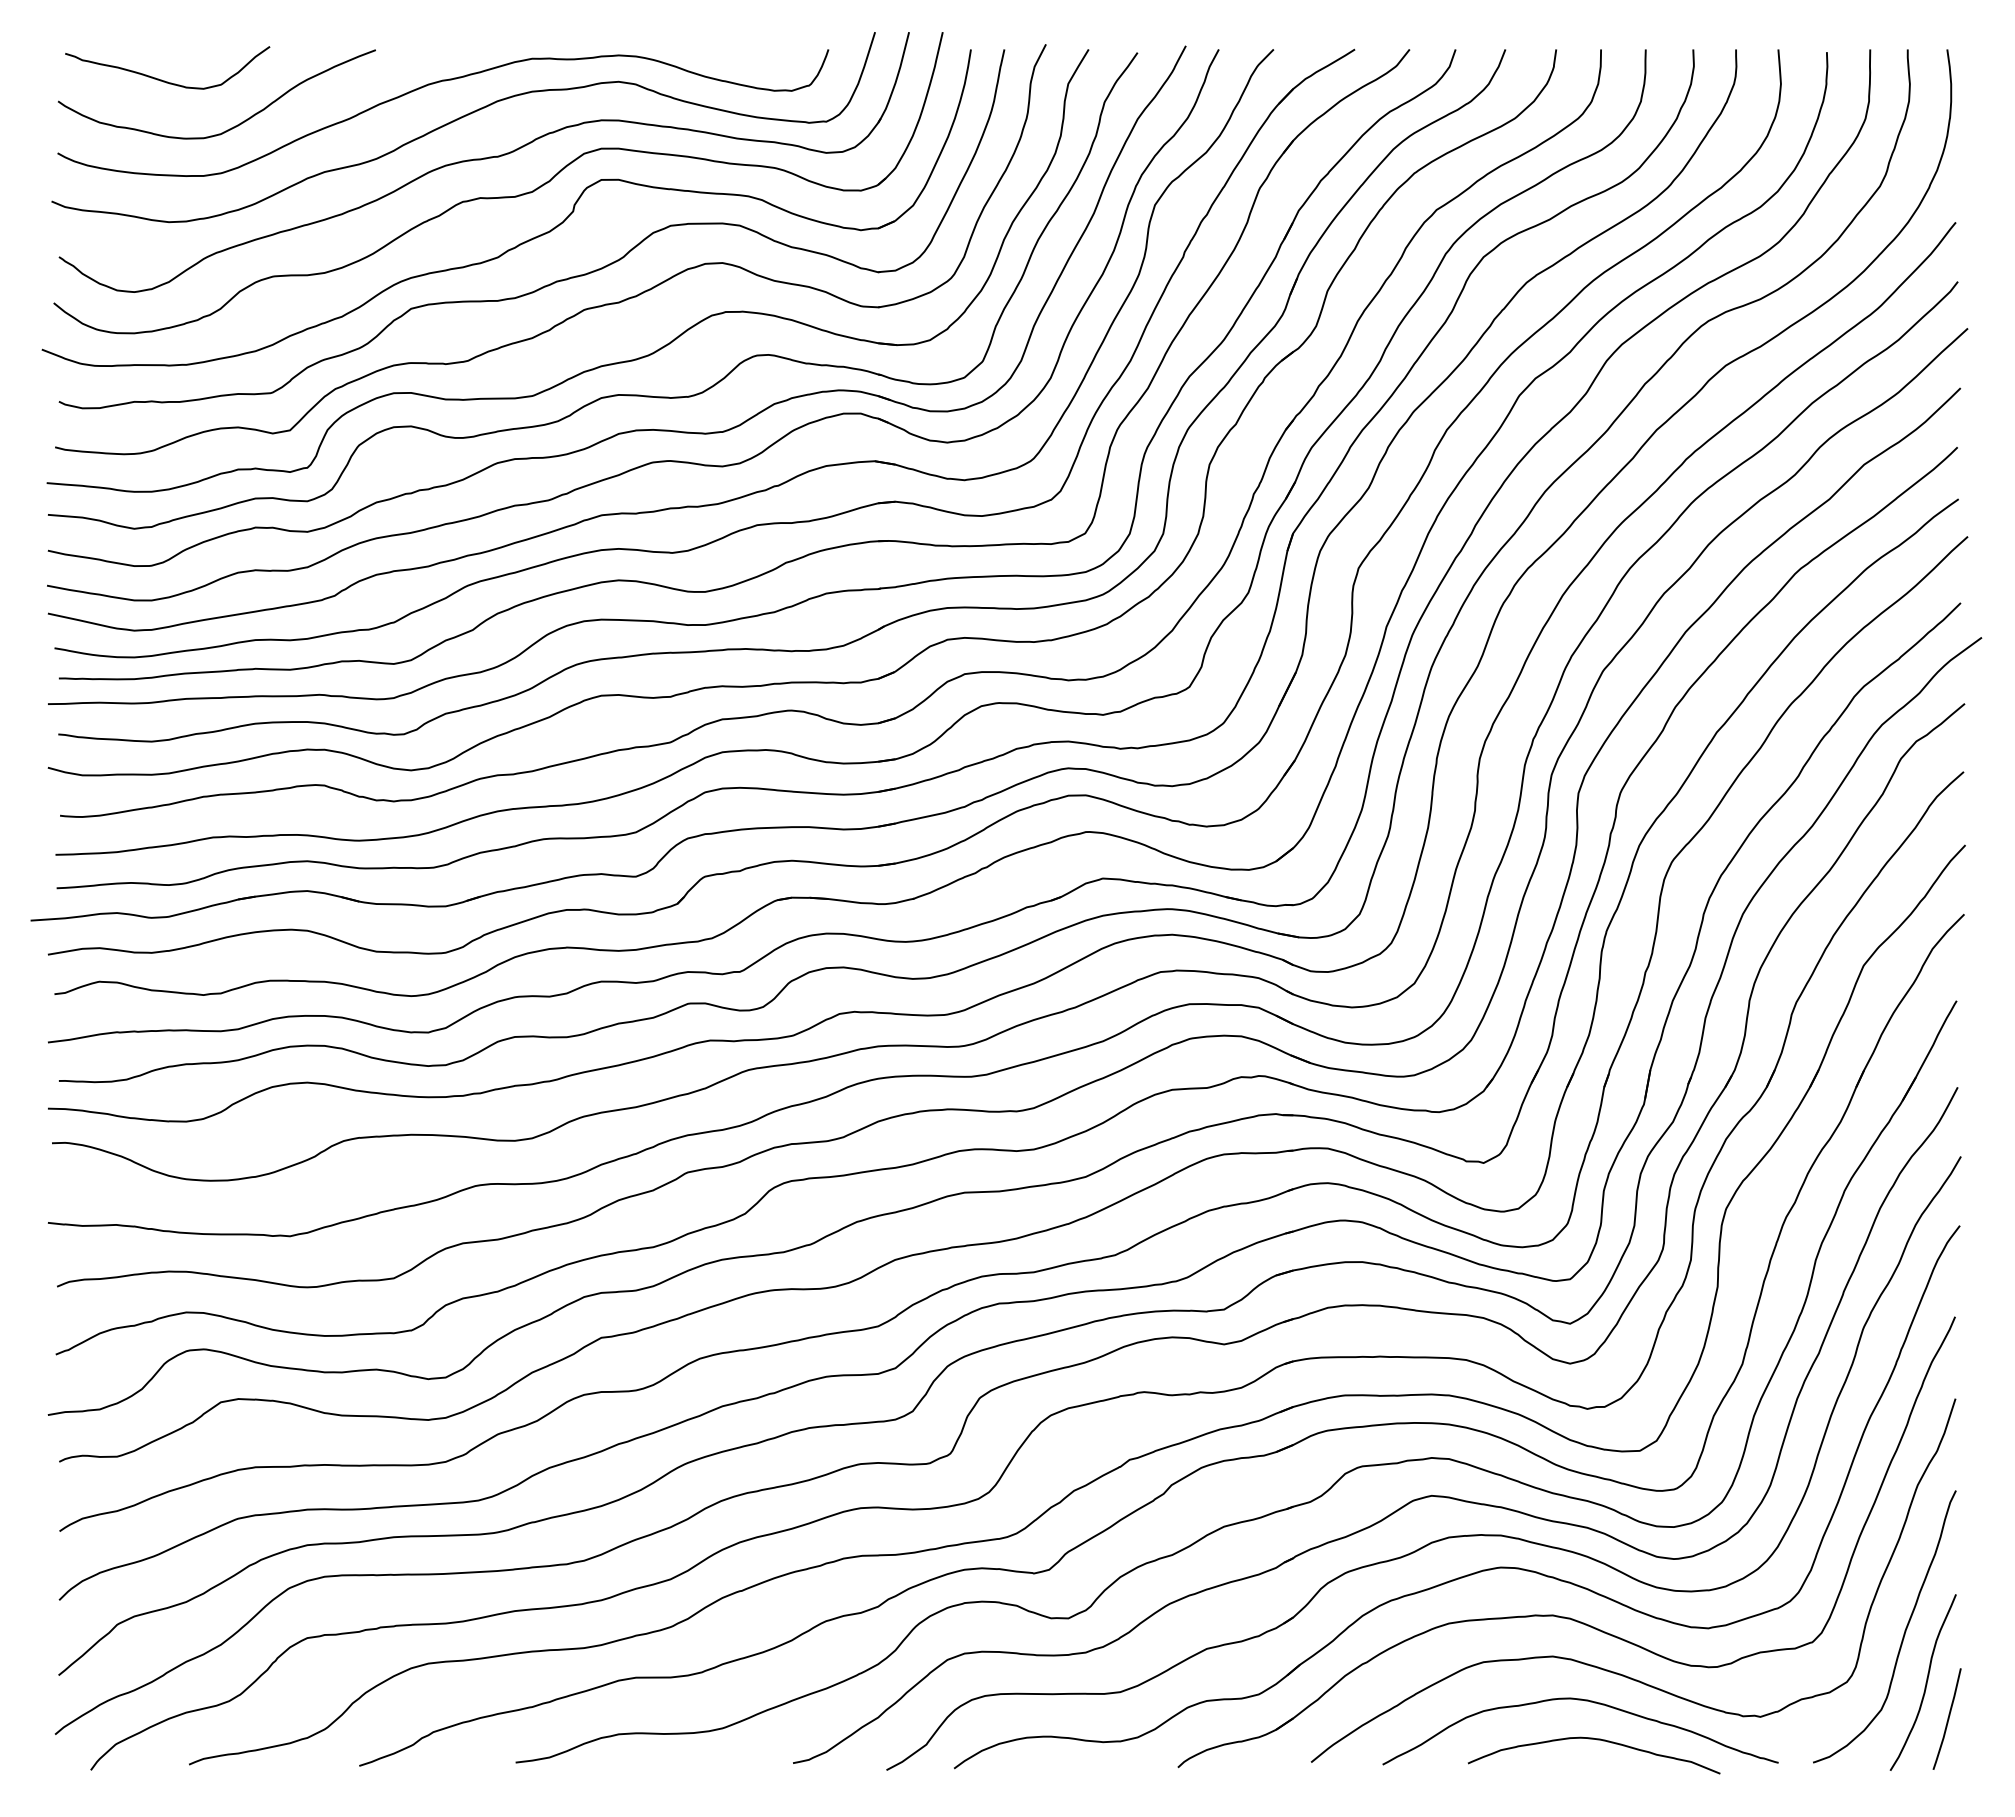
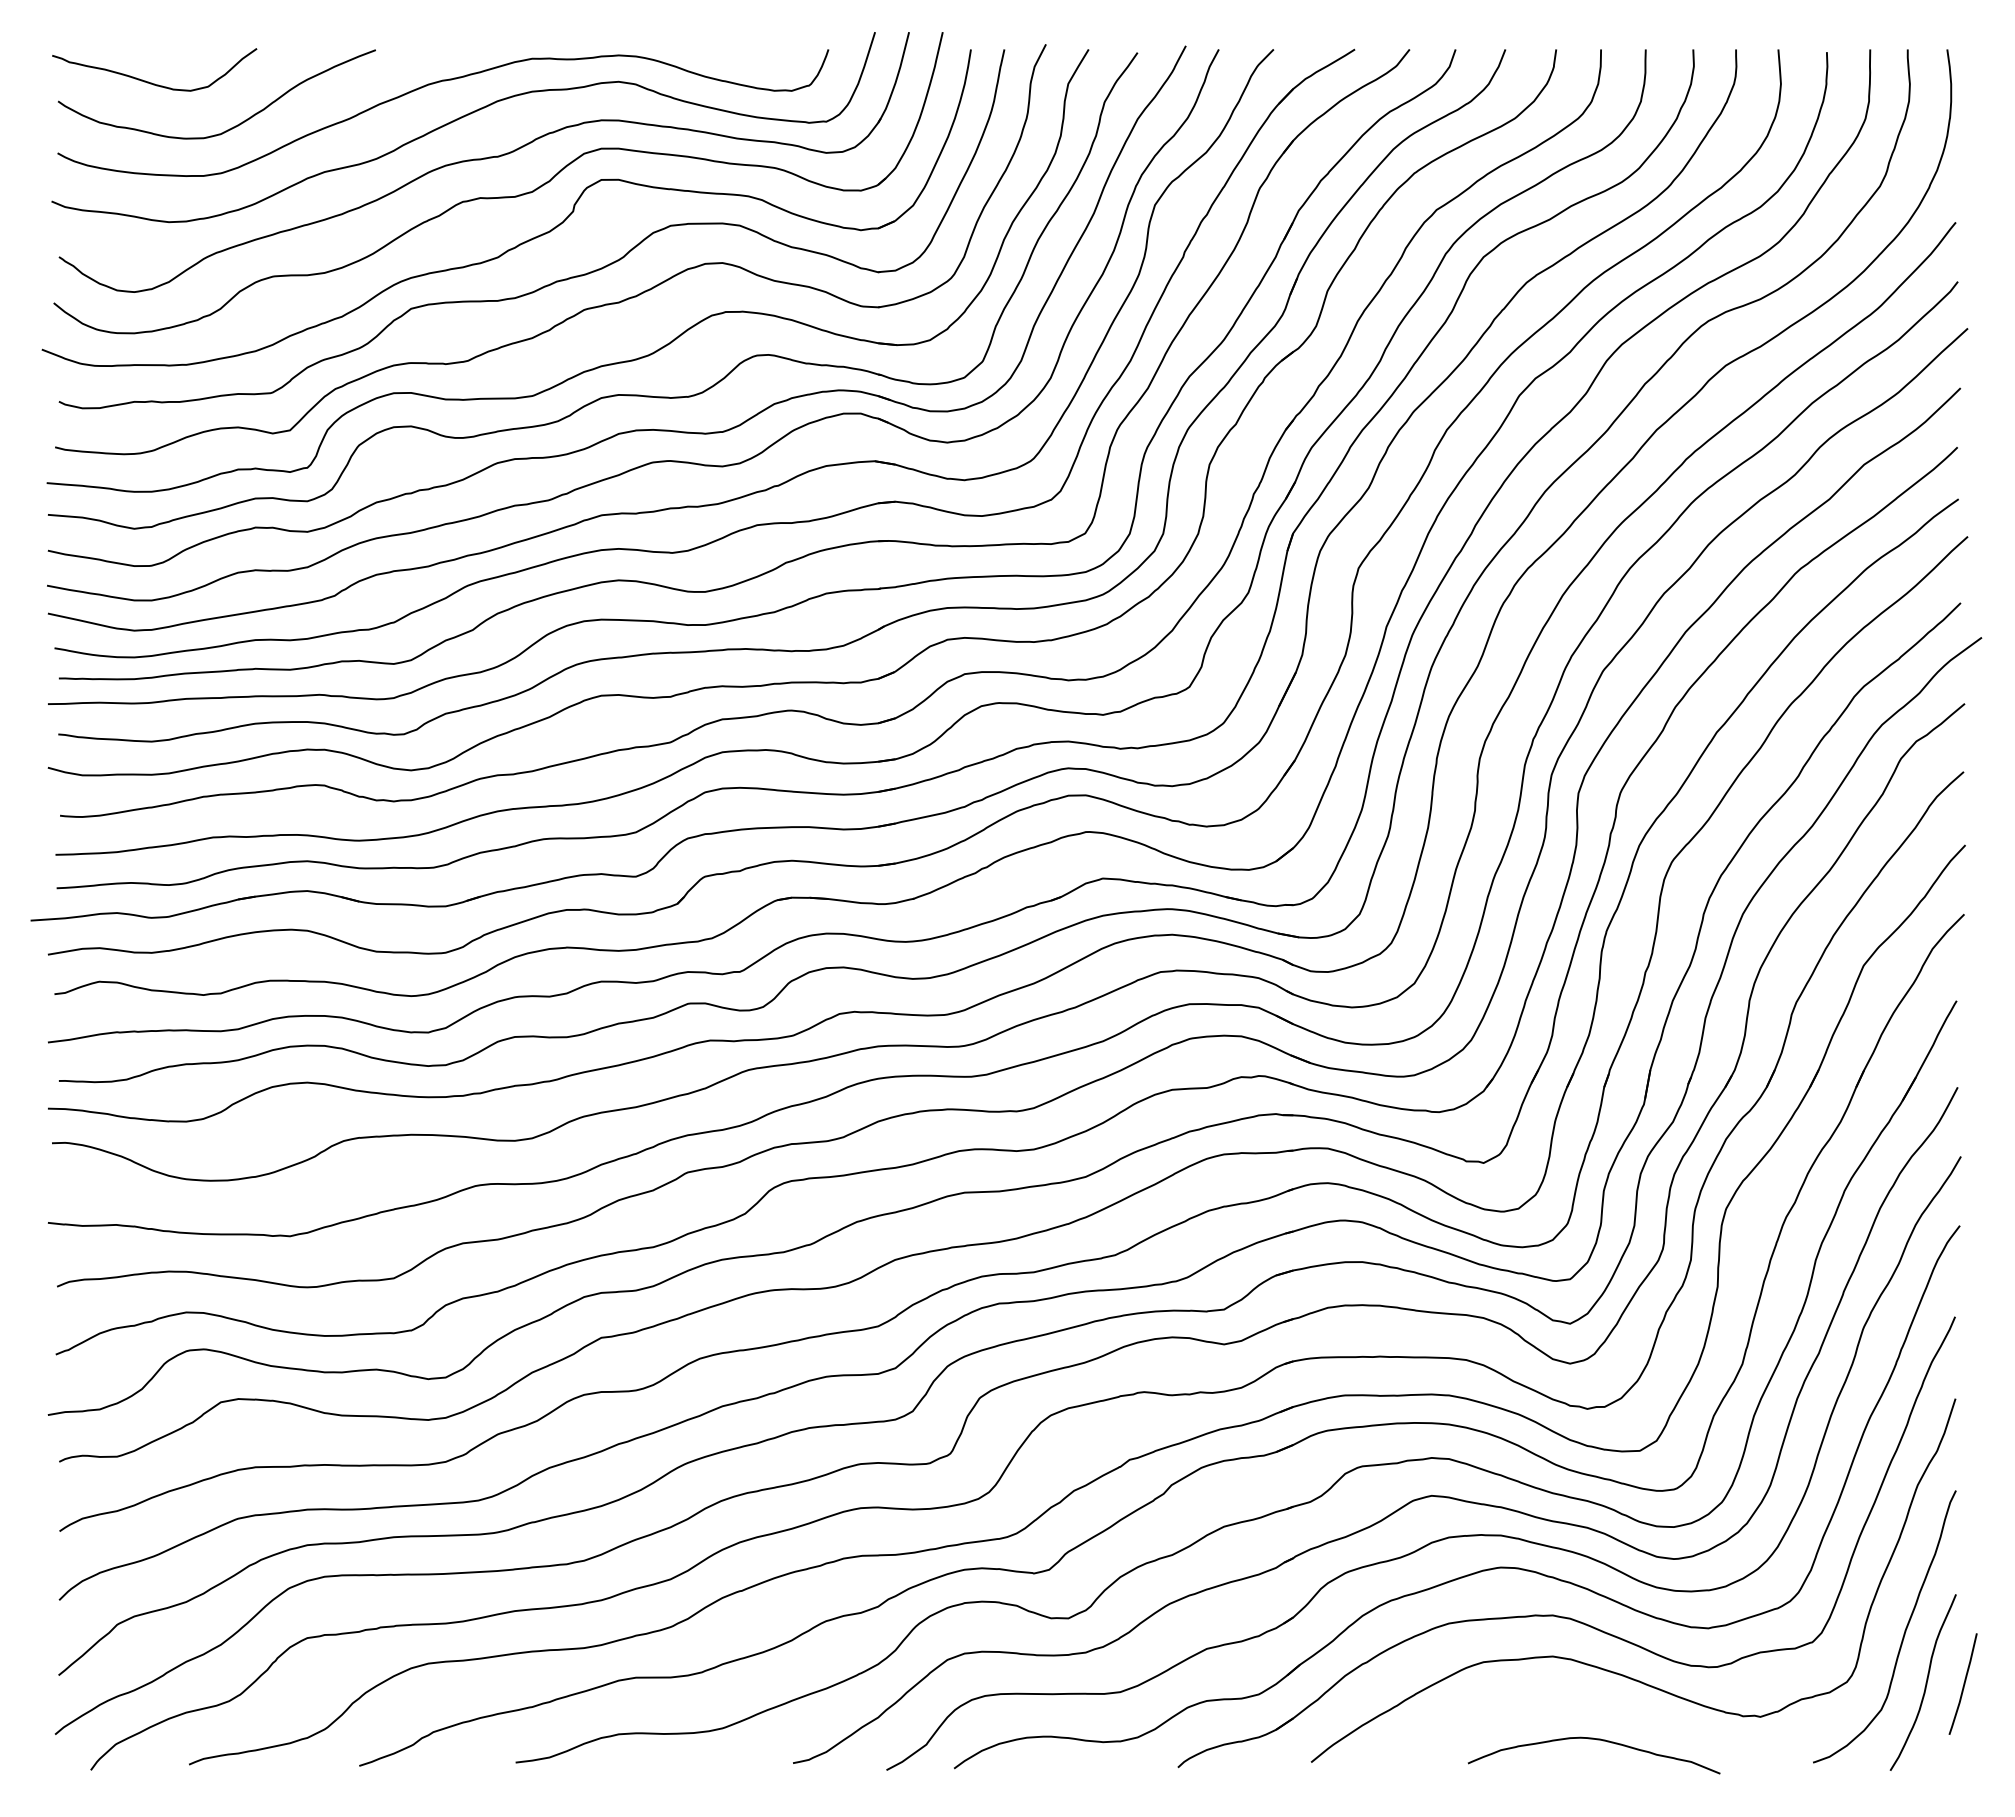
curve position: (164, 80) -> (151, 82) (151, 82)
curve: present -> none (1585, 1701)
curve position: (1947, 1718) -> (1963, 1683) (1963, 1683)
